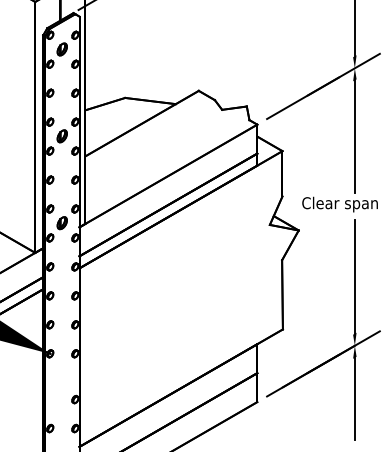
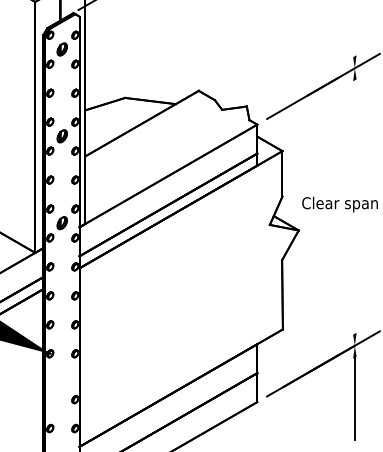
line: present -> none (354, 29)
line: present -> none (354, 136)
line: present -> none (354, 276)
